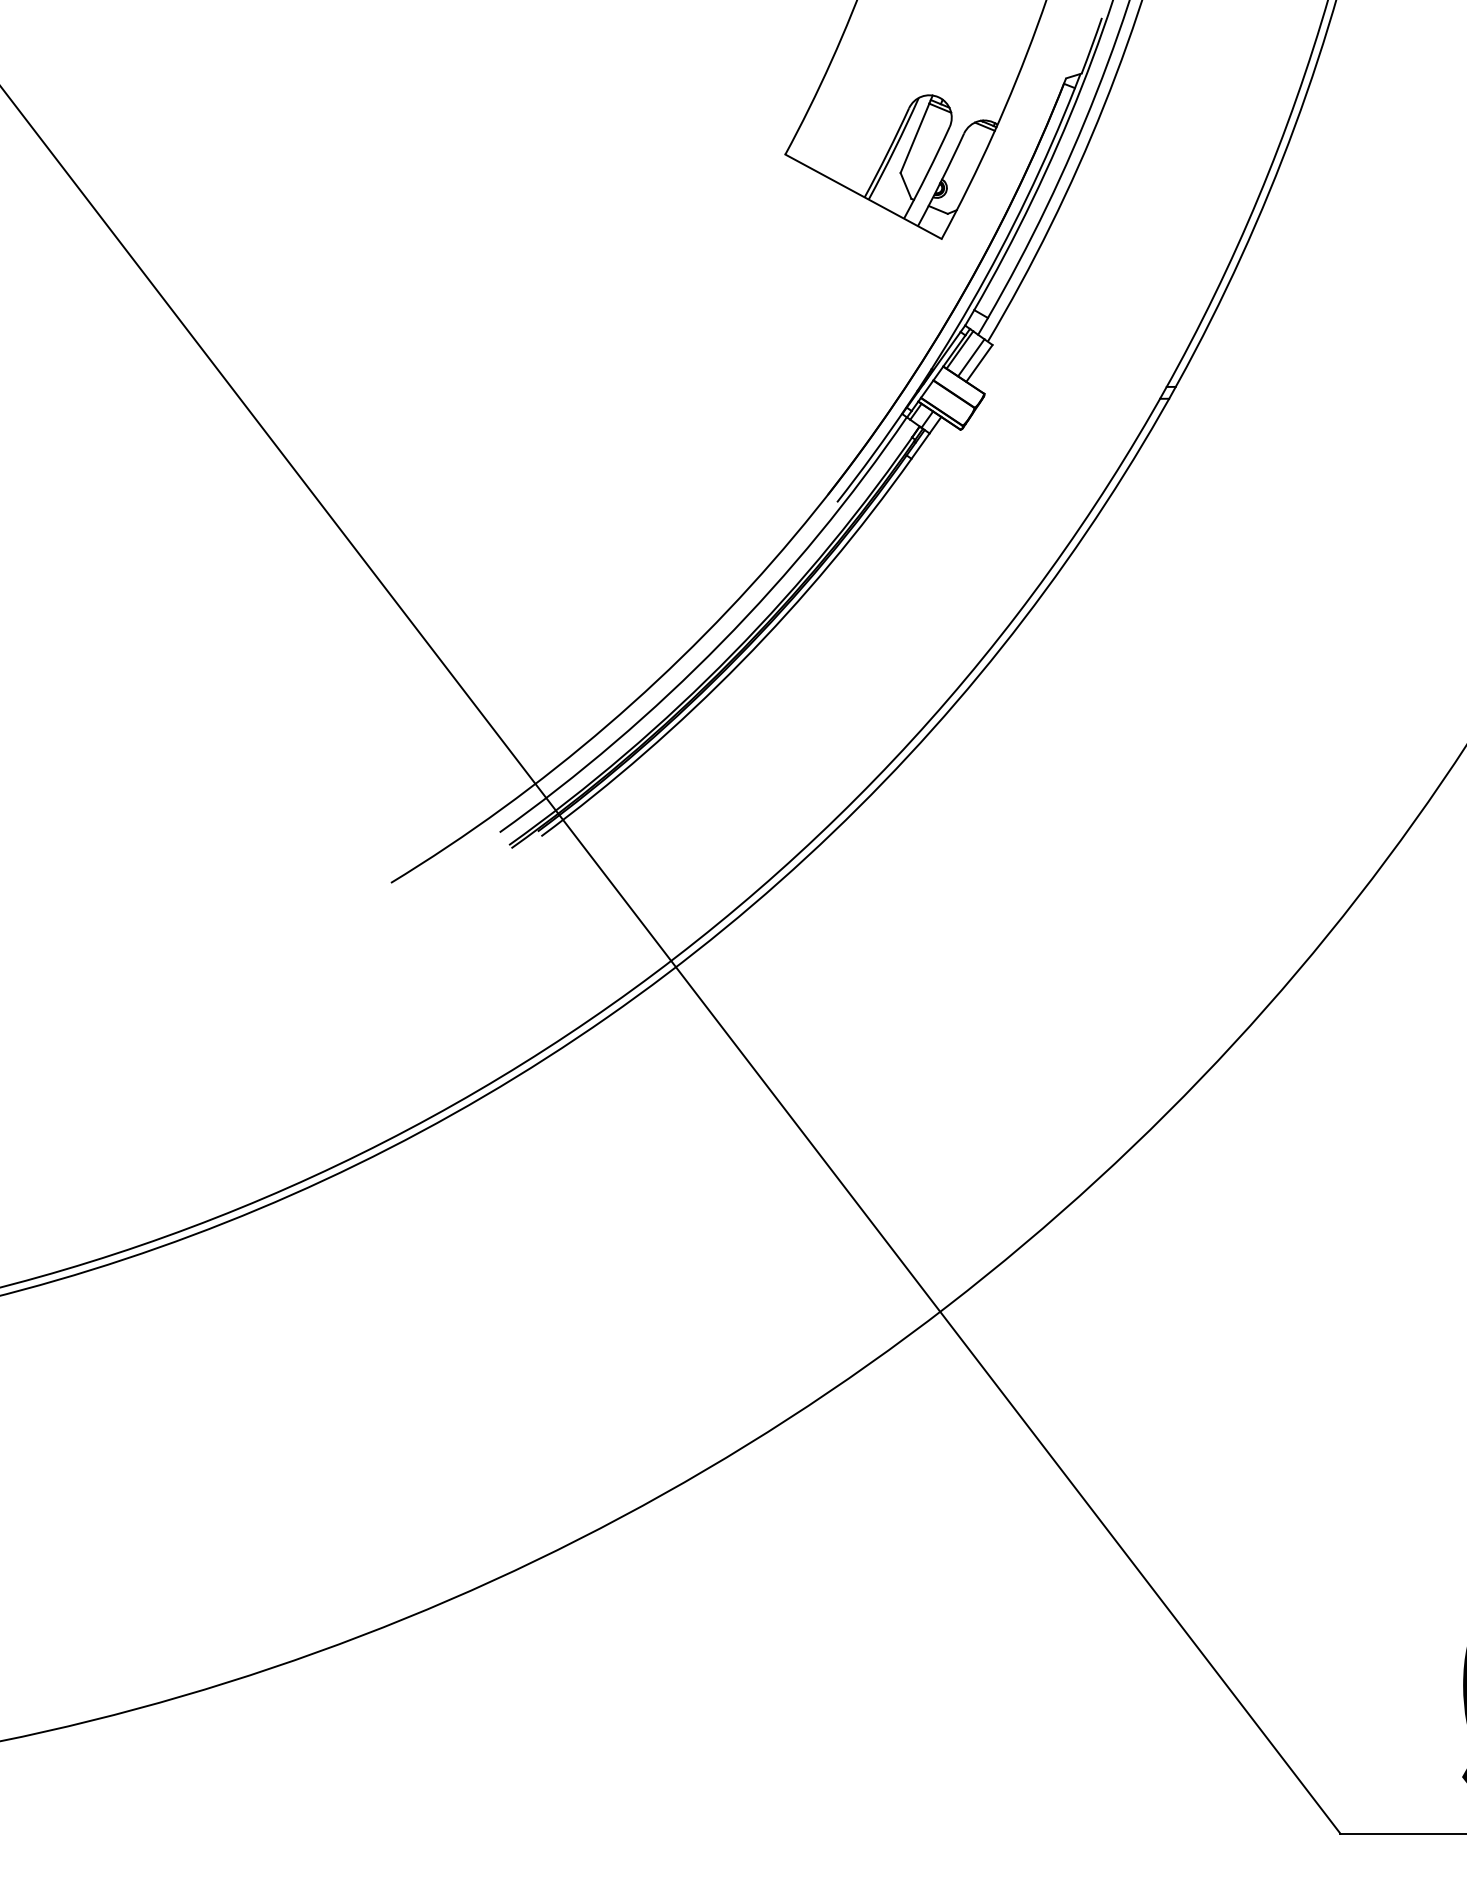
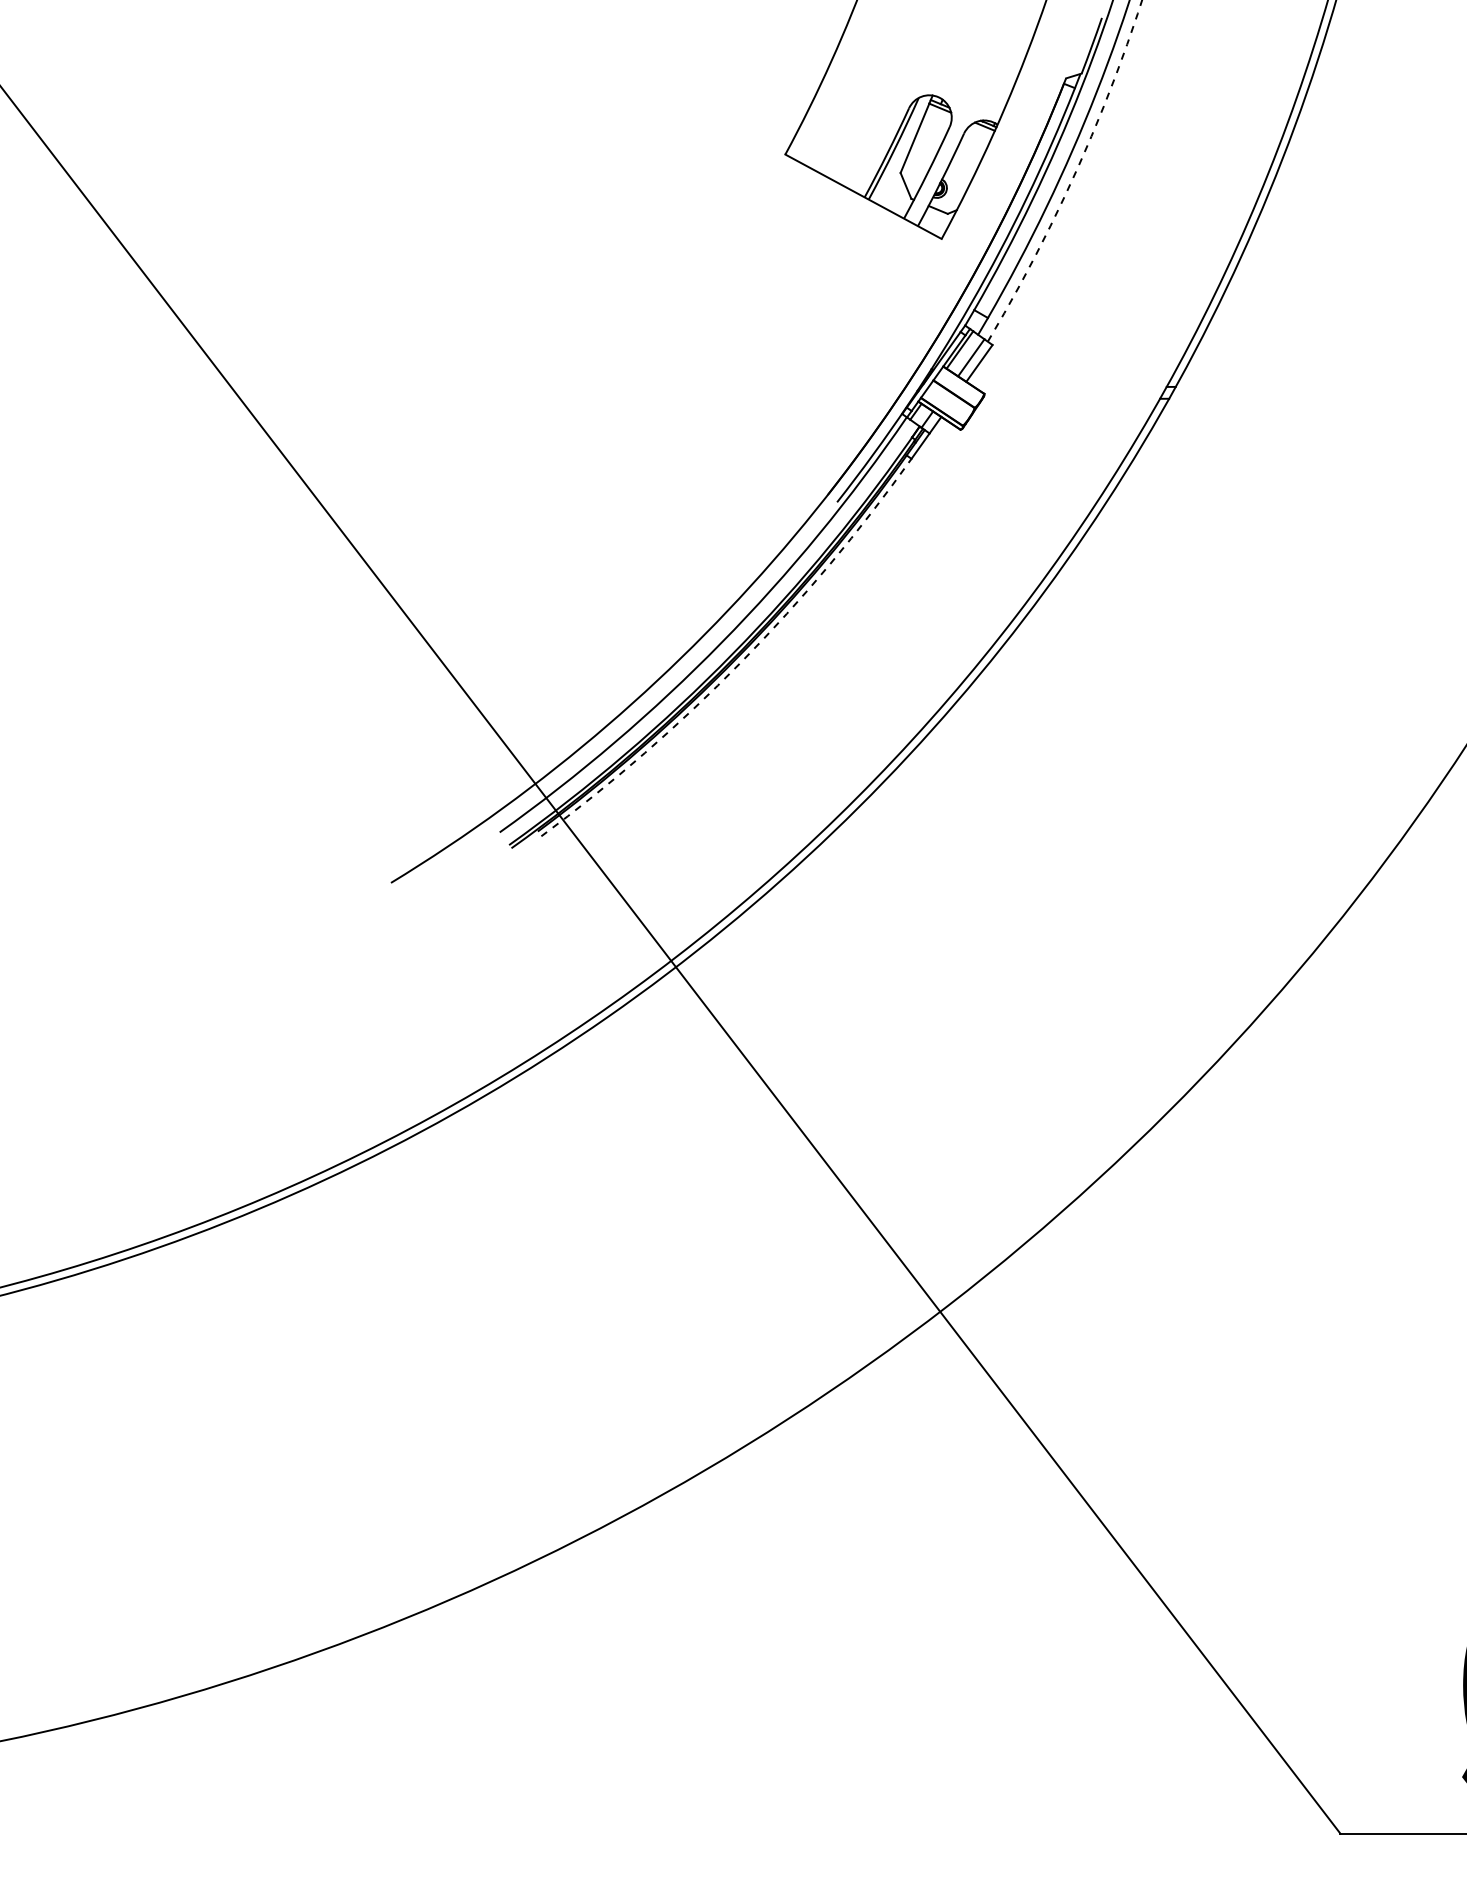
arc: solid -> dashed (1074, 174)
arc: solid -> dashed (741, 662)
